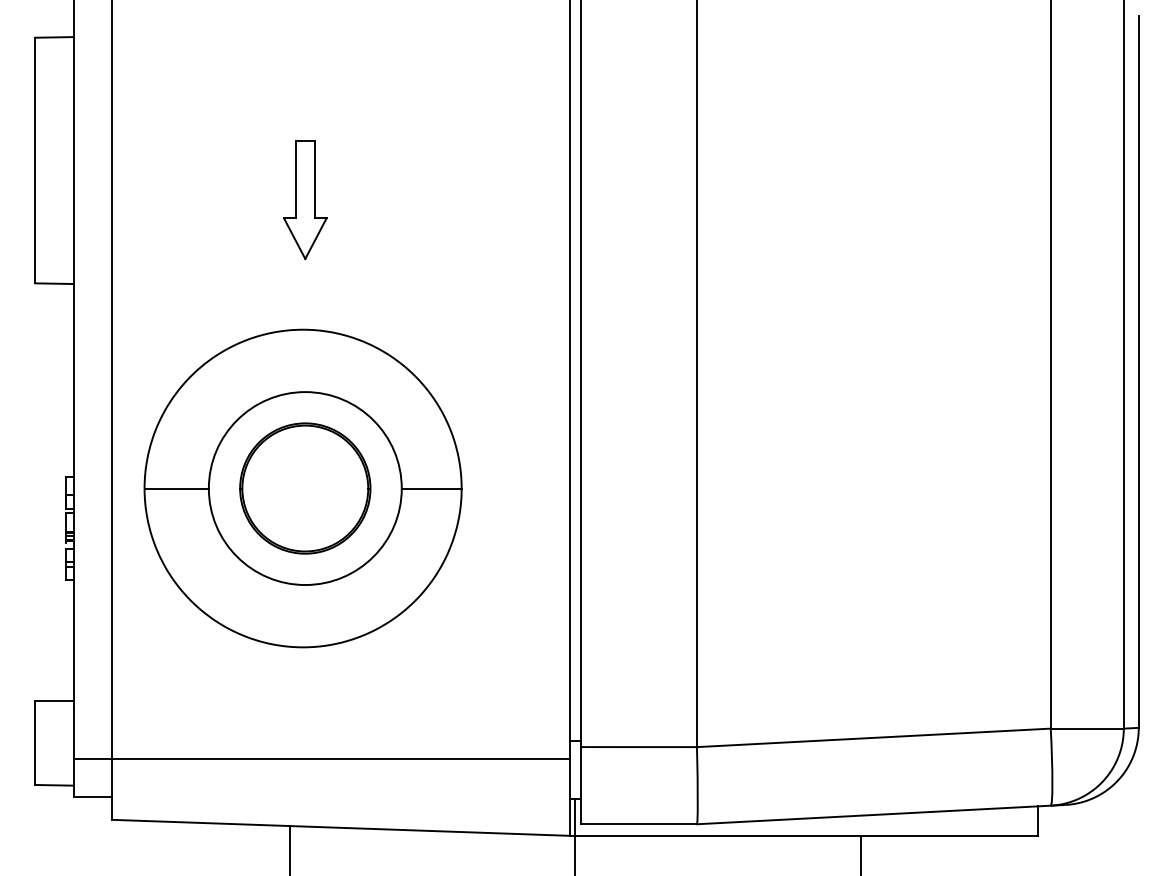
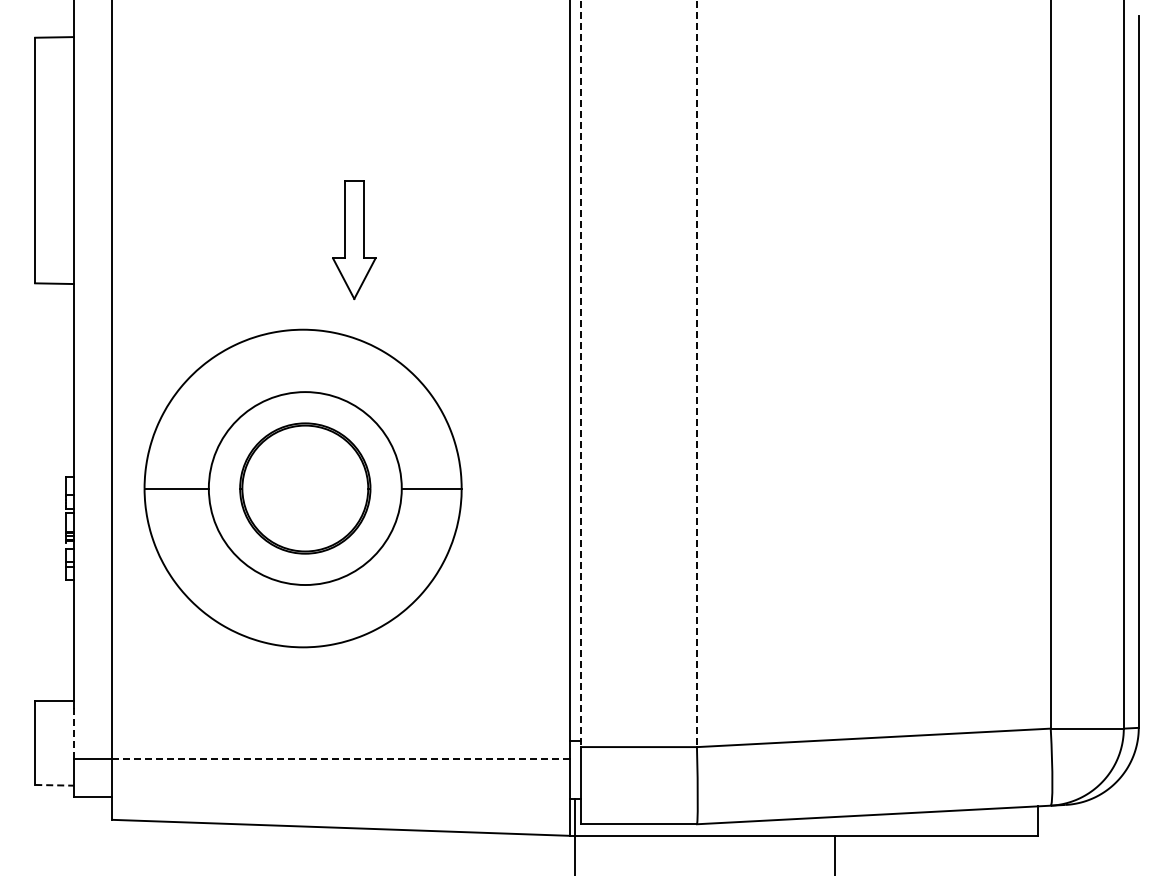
part position: (305, 200) -> (354, 240) (354, 240)
line: solid -> dashed (581, 374)
line: solid -> dashed (696, 374)
line: solid -> dashed (73, 734)
line: solid -> dashed (341, 758)
line: solid -> dashed (55, 785)
line: present -> none (289, 849)
line position: (860, 853) -> (834, 853) (834, 853)
